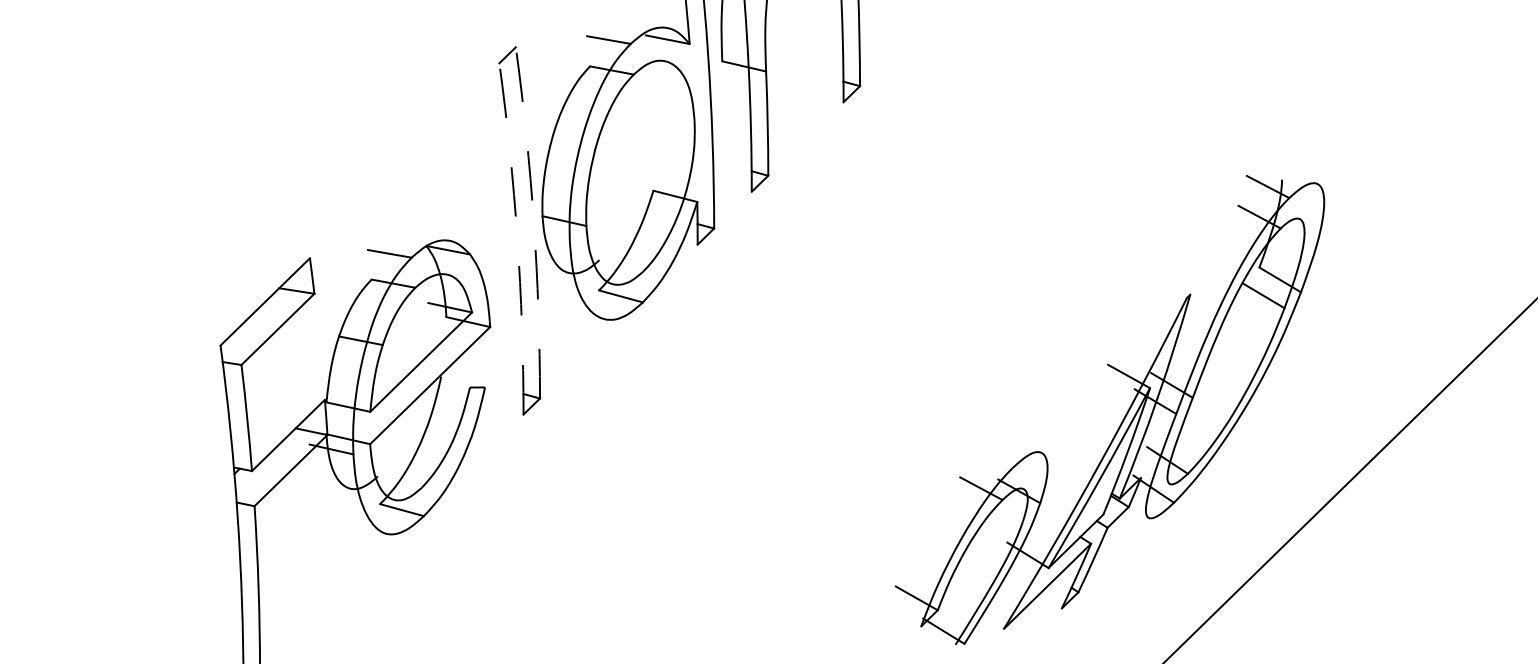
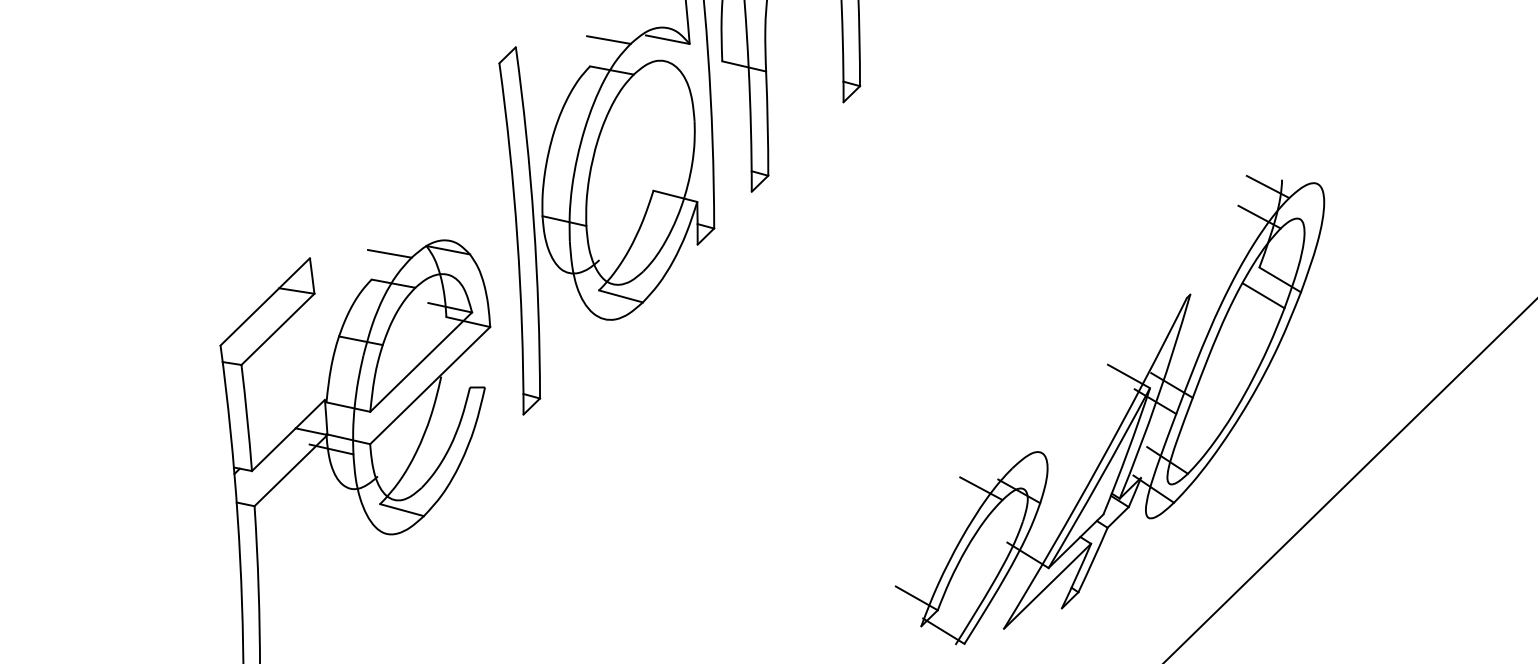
arc: dashed -> solid (533, 222)
arc: dashed -> solid (517, 238)
